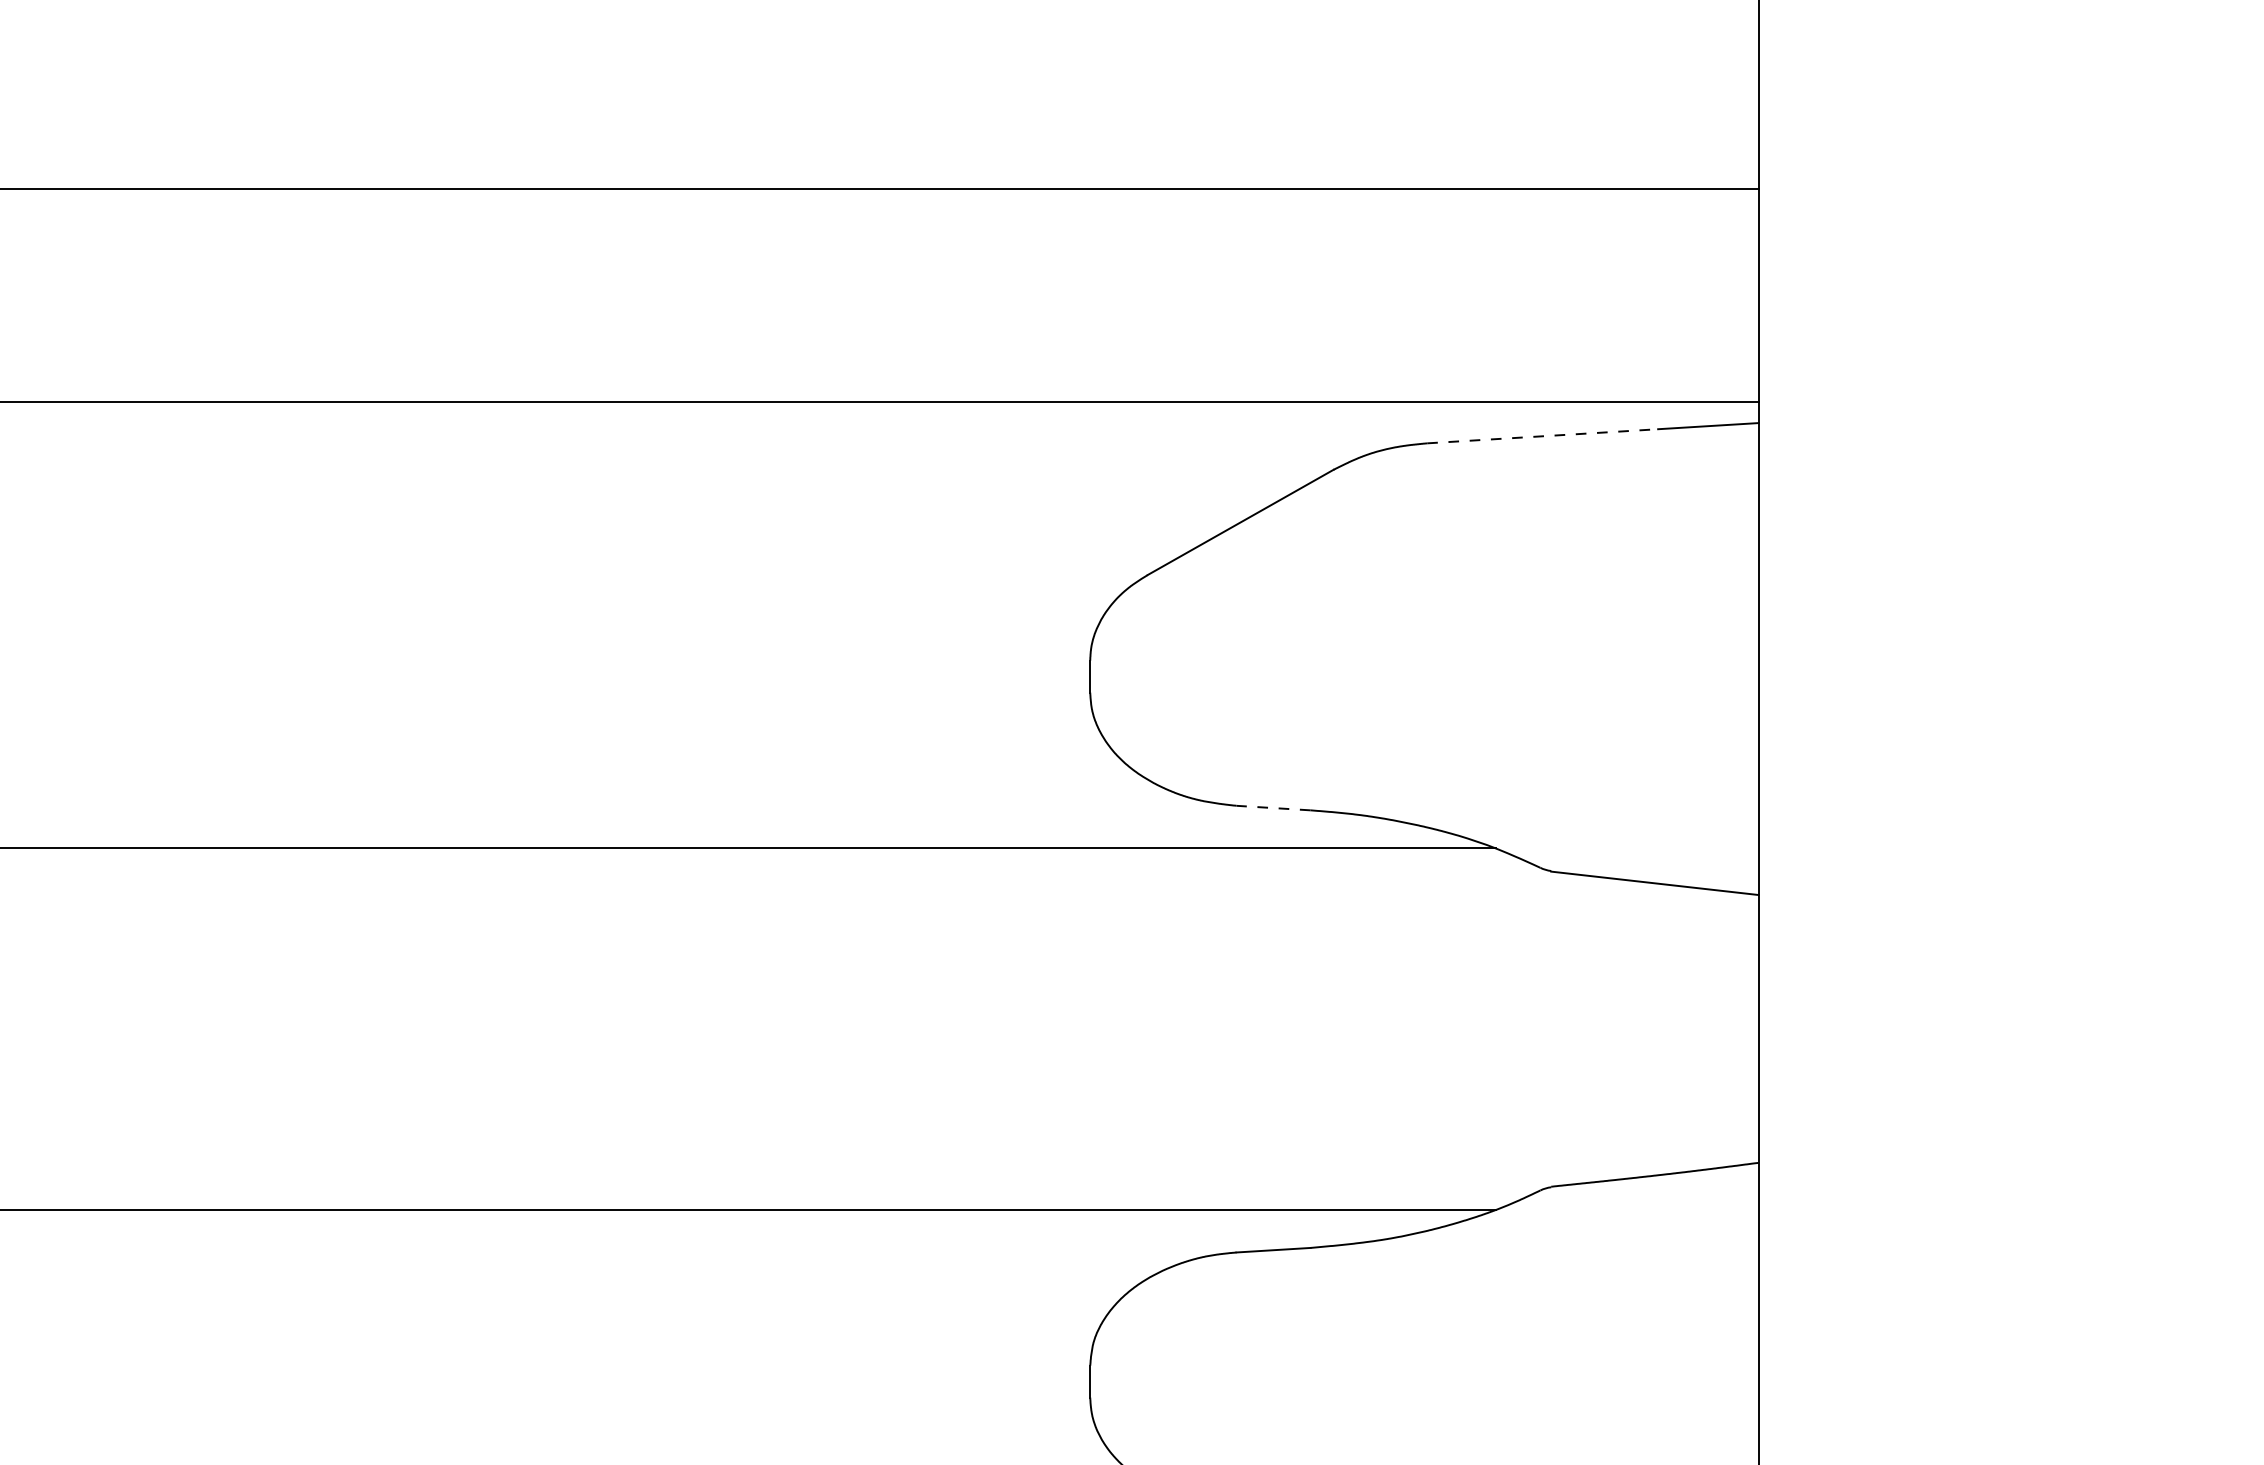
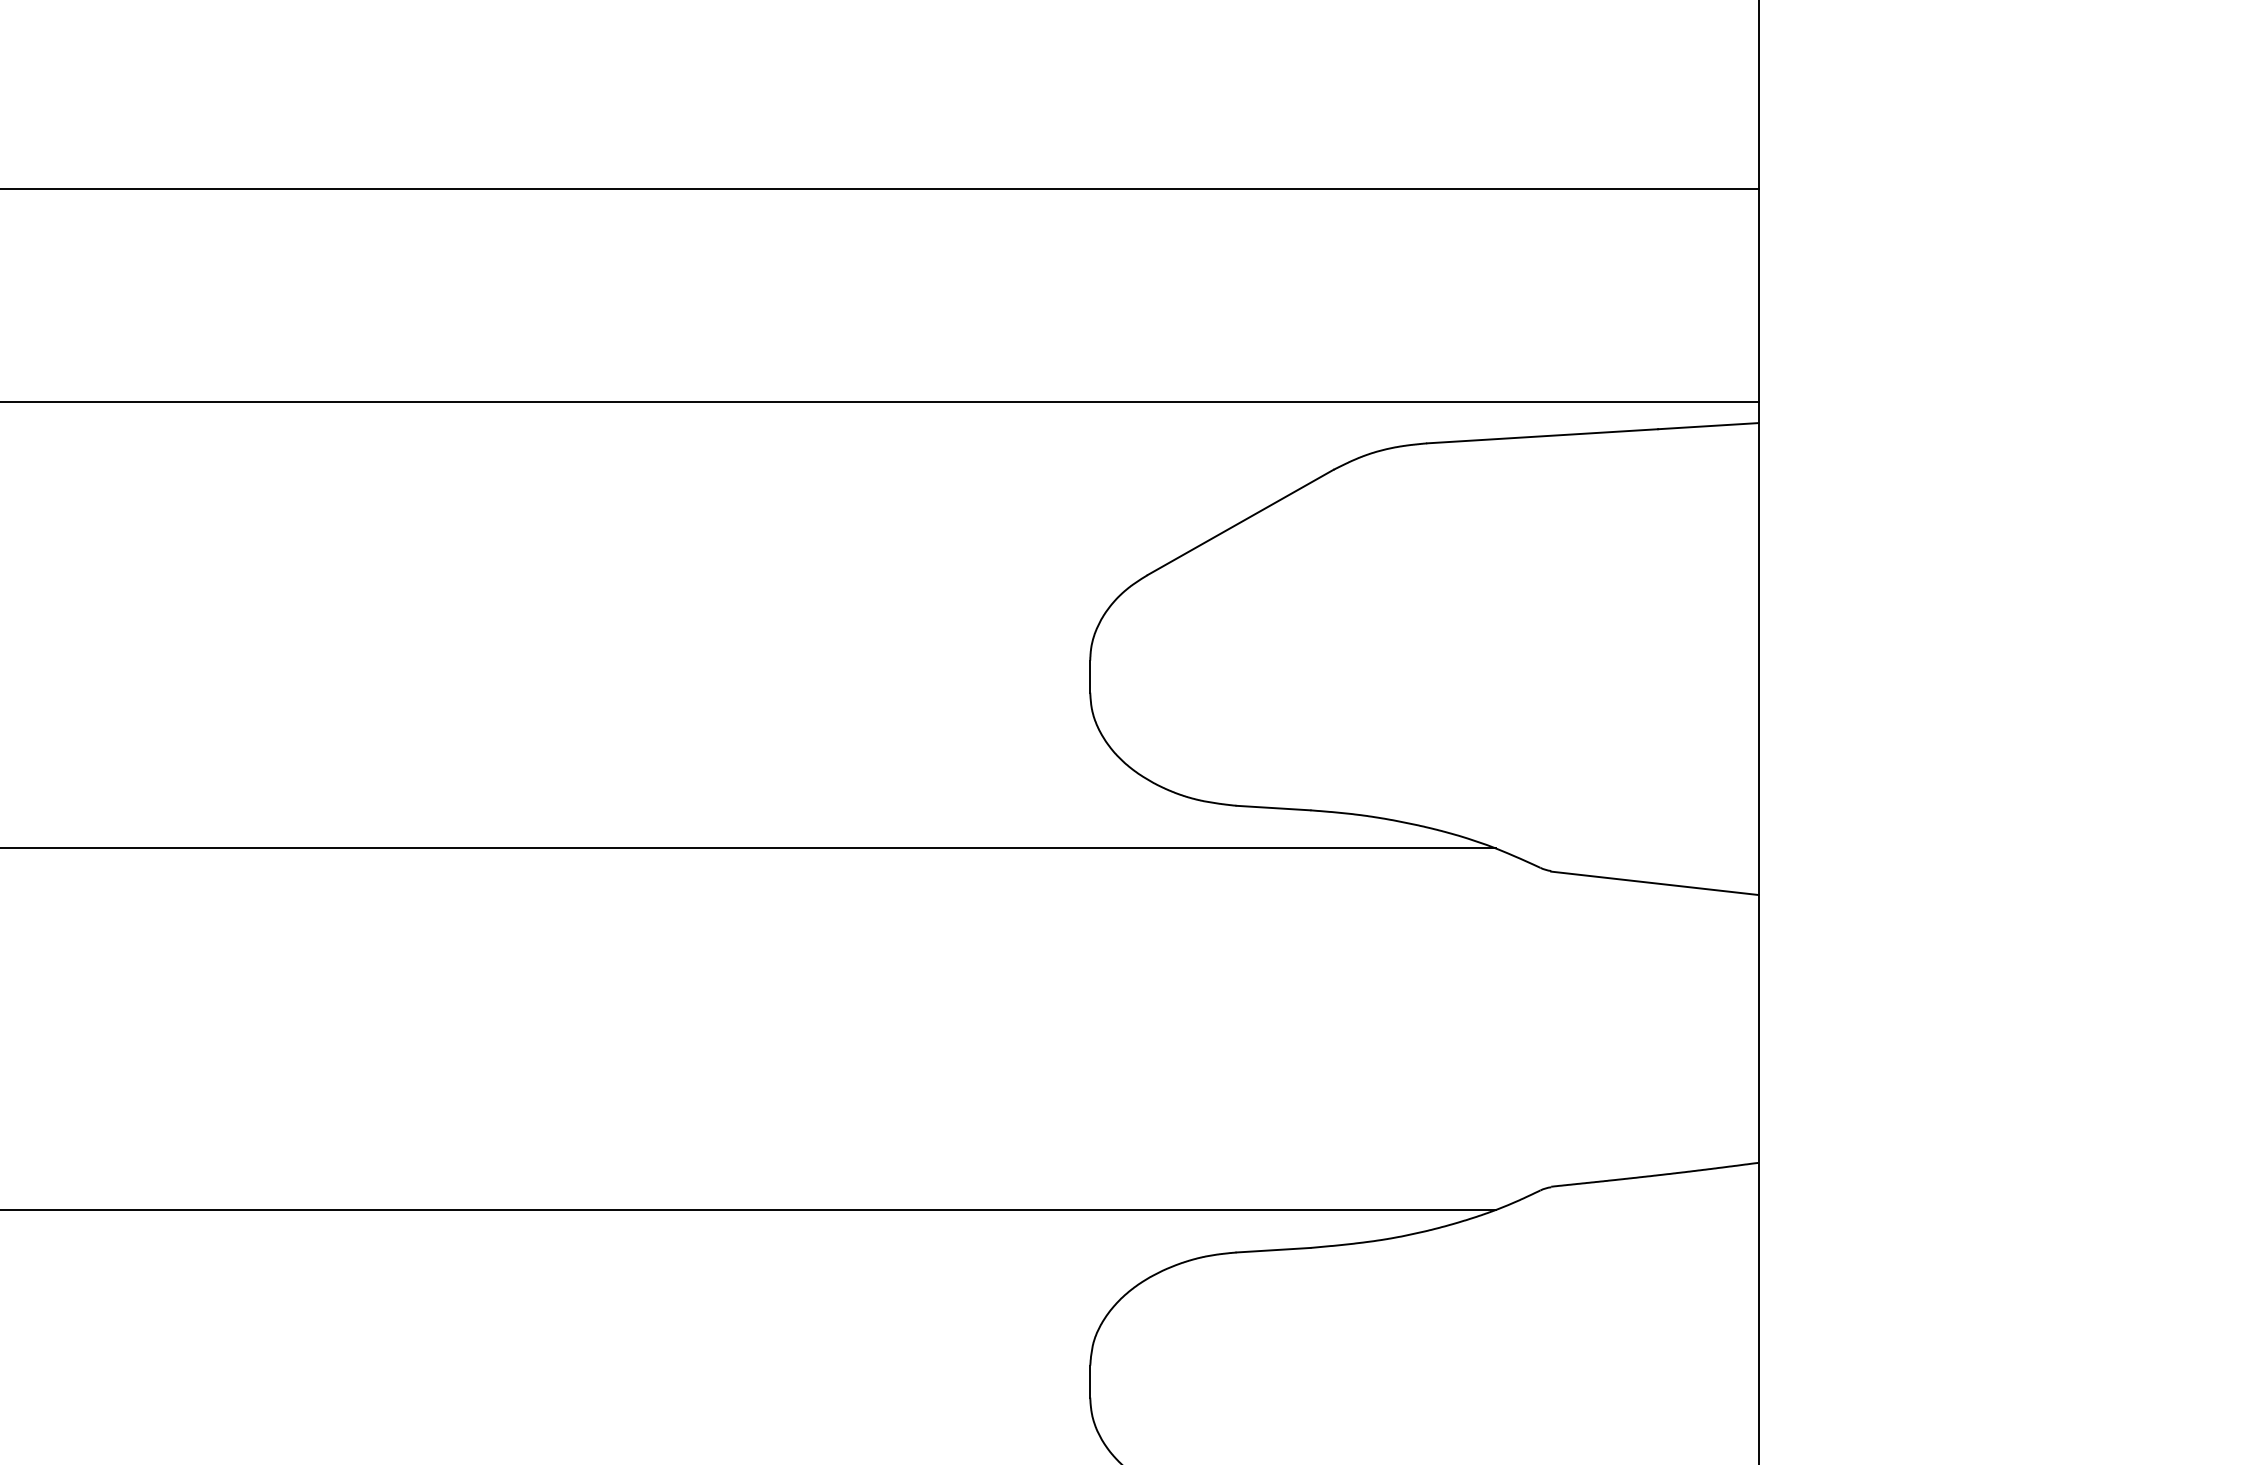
line: dashed -> solid (1542, 436)
line: dashed -> solid (1273, 808)
